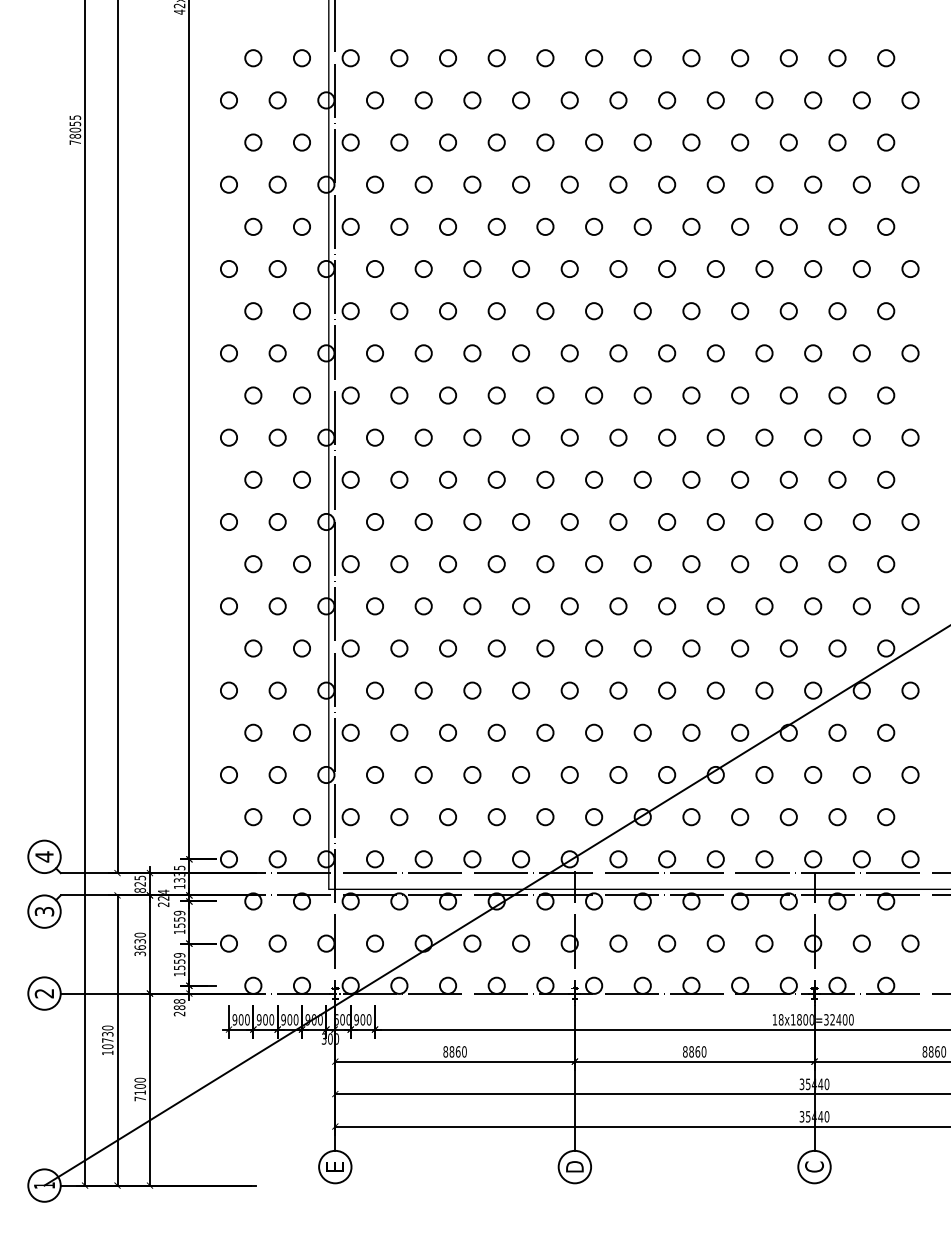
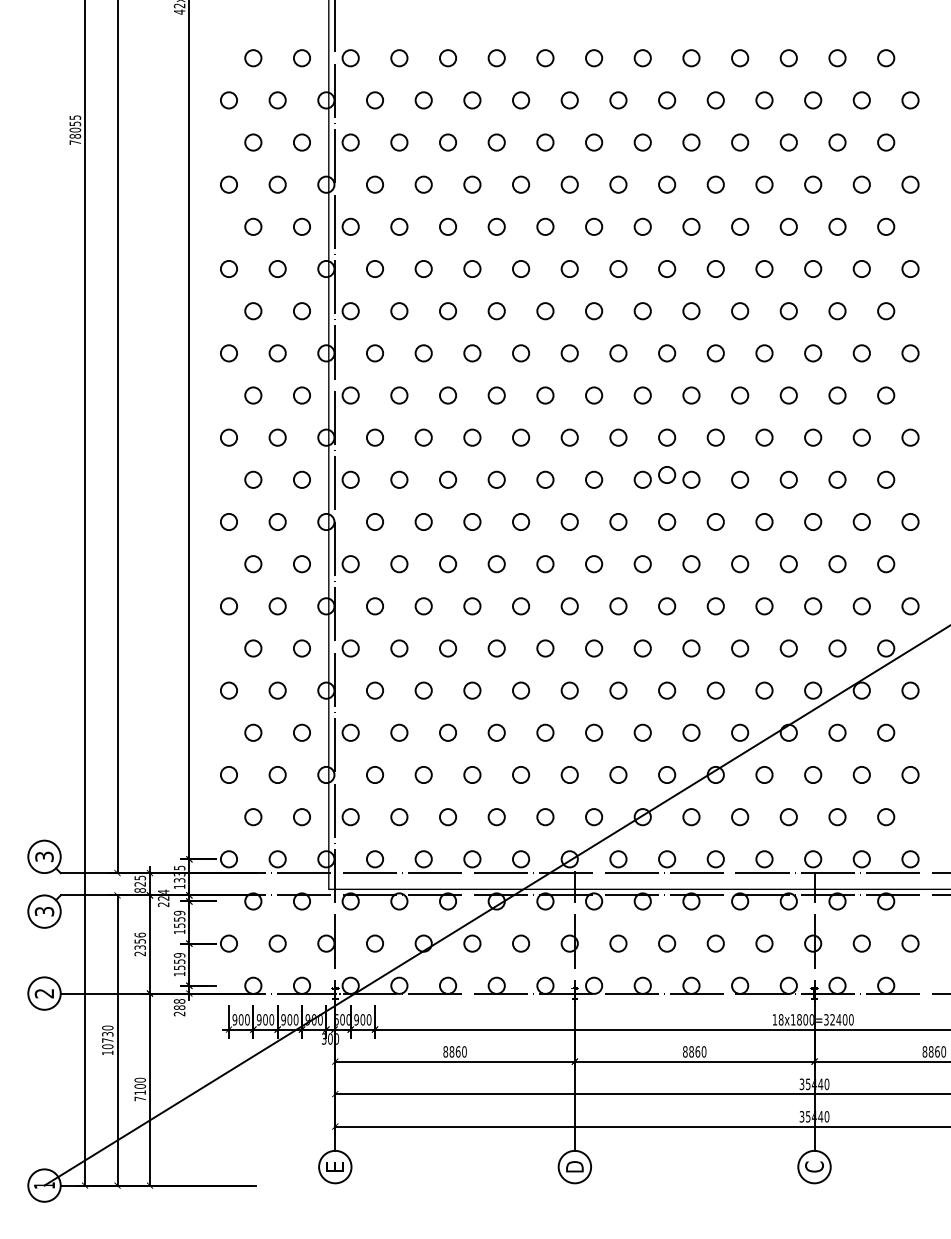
circle: none -> present (667, 474)
text: 4 -> 3 (44, 856)
text: 3630 -> 2356 (140, 944)
